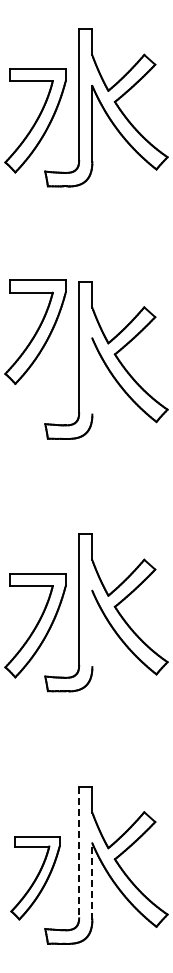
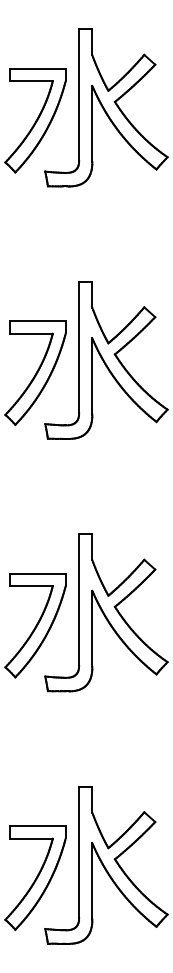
part position: (35, 331) -> (35, 372) (35, 372)
line: none -> present (92, 376)
line: none -> present (92, 628)
line: dashed -> solid (79, 852)
part size: 51x85 px -> 63x106 px (35, 877)
line: dashed -> solid (92, 880)
